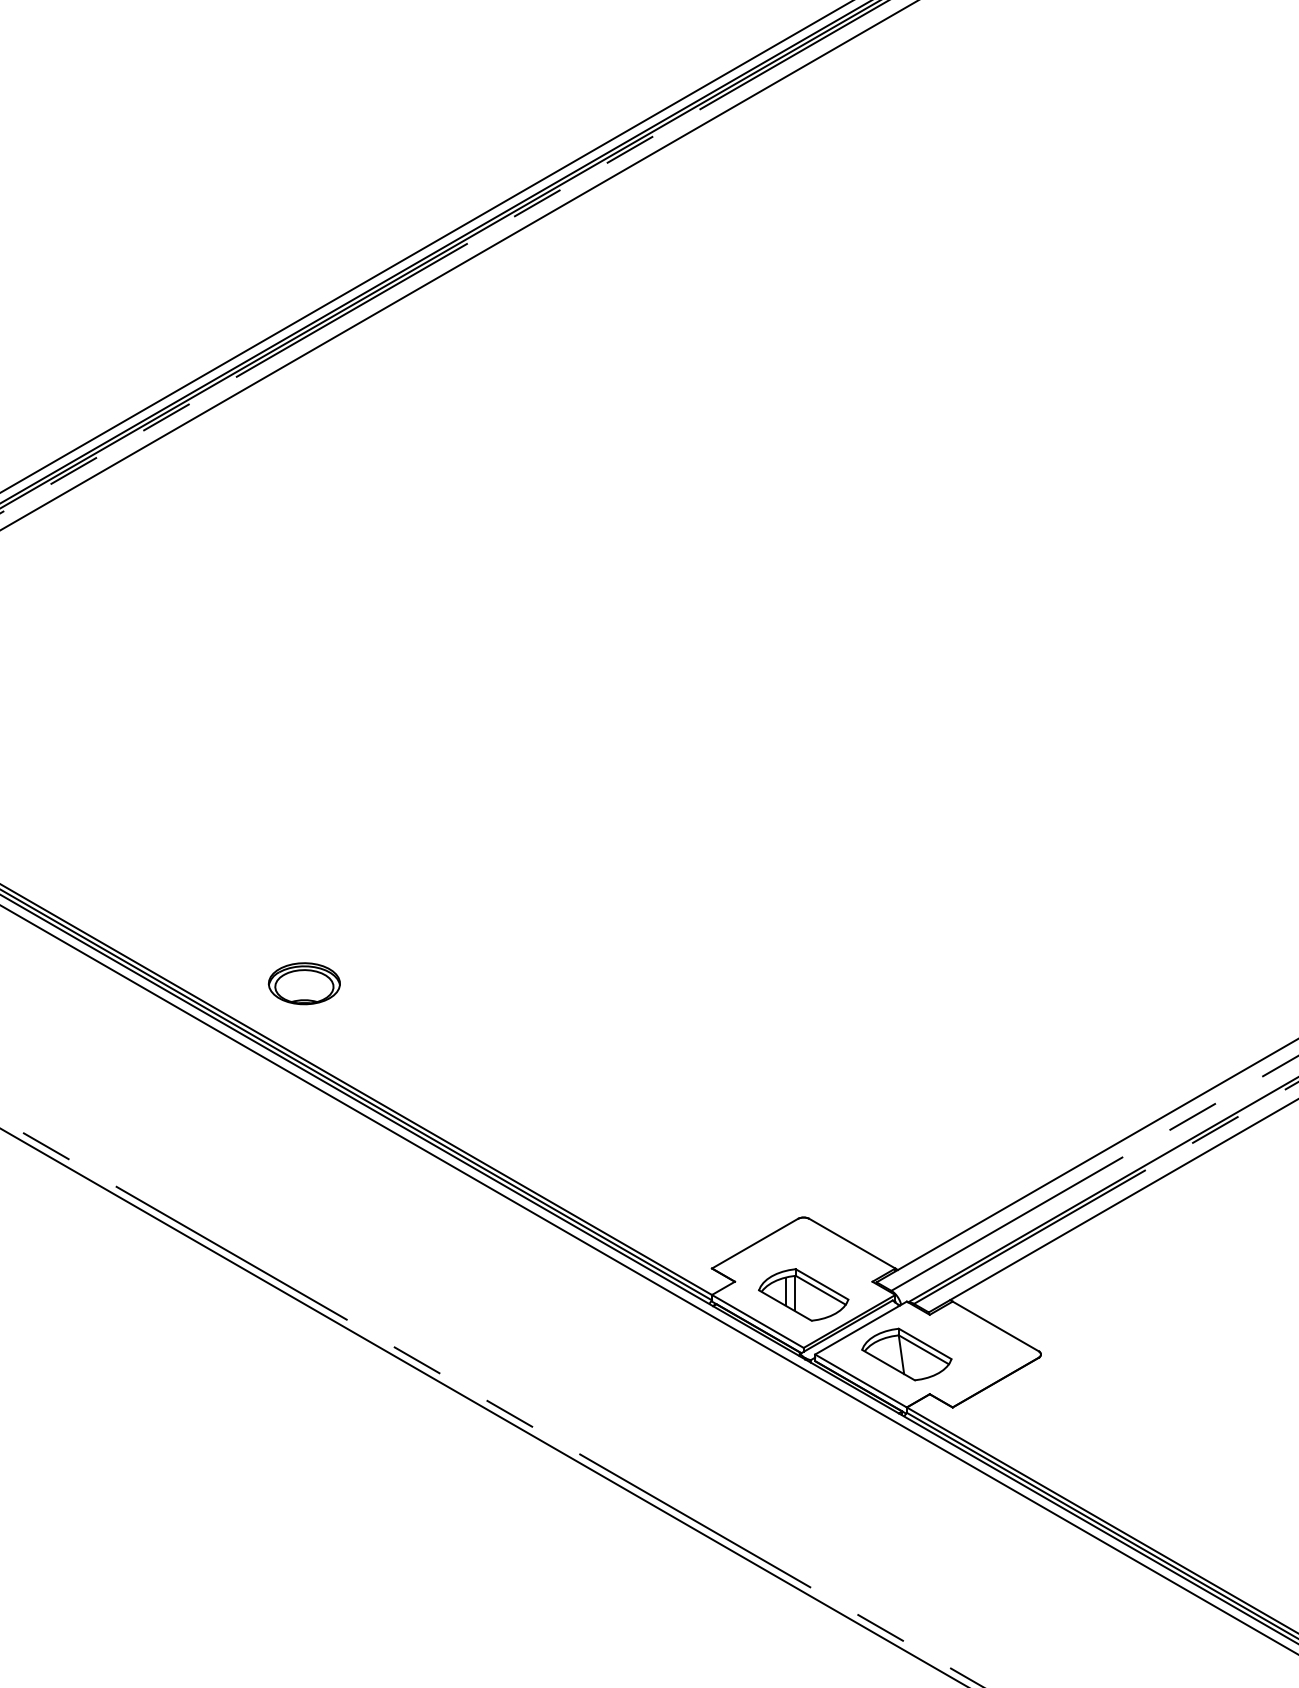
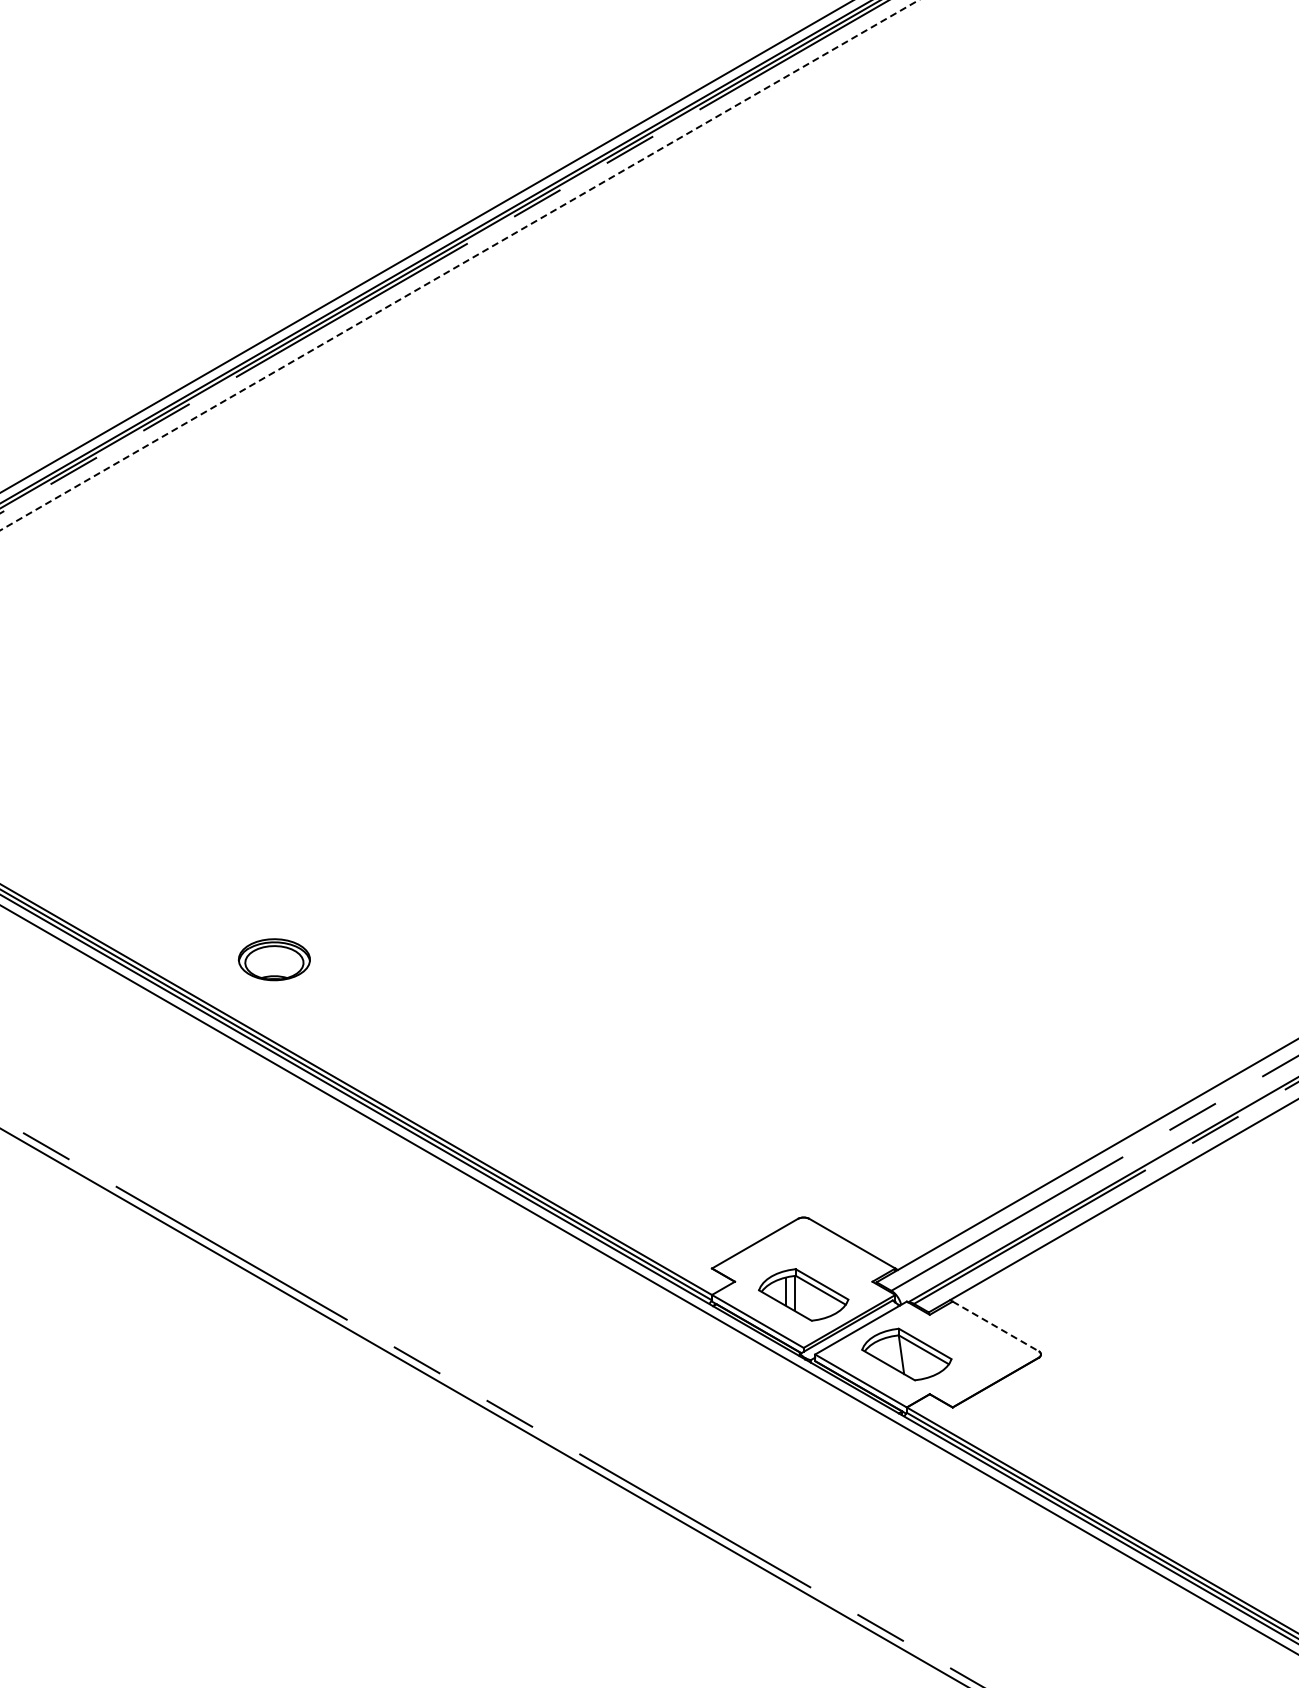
line: solid -> dashed (459, 265)
part position: (303, 983) -> (273, 959) (273, 959)
line: solid -> dashed (995, 1326)
